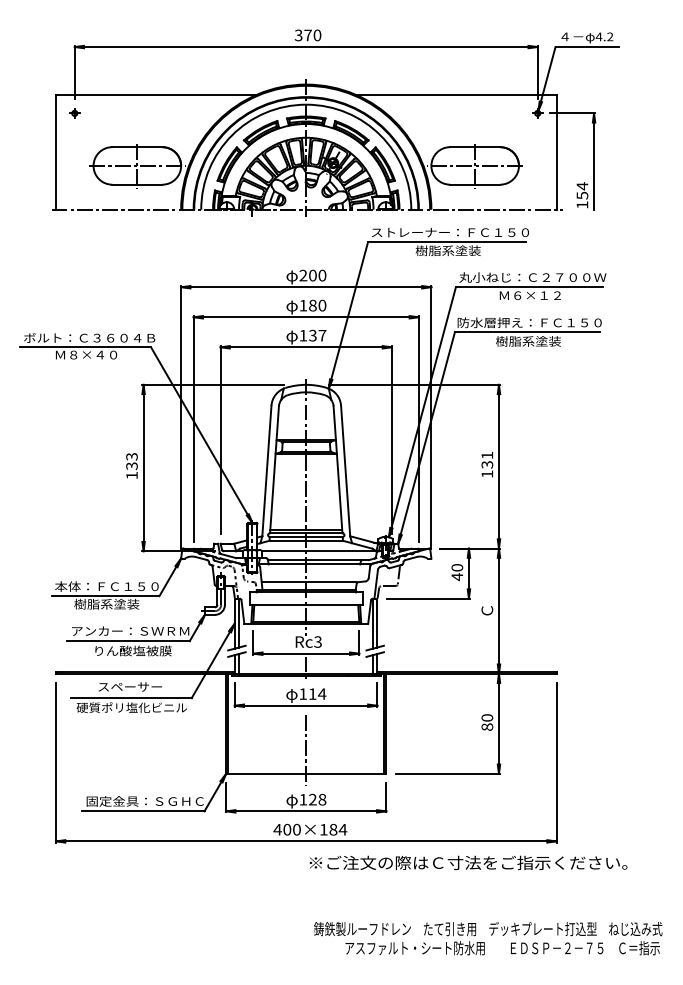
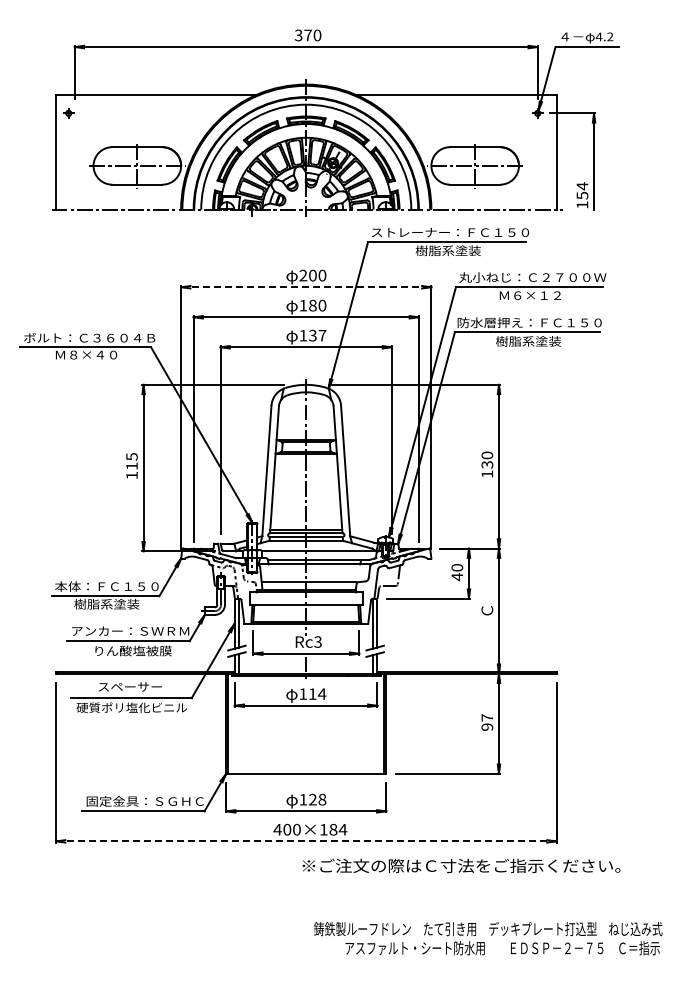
part position: (74, 113) -> (68, 113) (68, 113)
line: solid -> dashed (306, 287)
text: 131 -> 130 (487, 455)
text: 133 -> 115 (131, 461)
text: 80 -> 97 (487, 722)
line: present -> none (306, 749)
line: solid -> dashed (306, 841)
text position: (468, 862) -> (461, 865) (461, 865)
